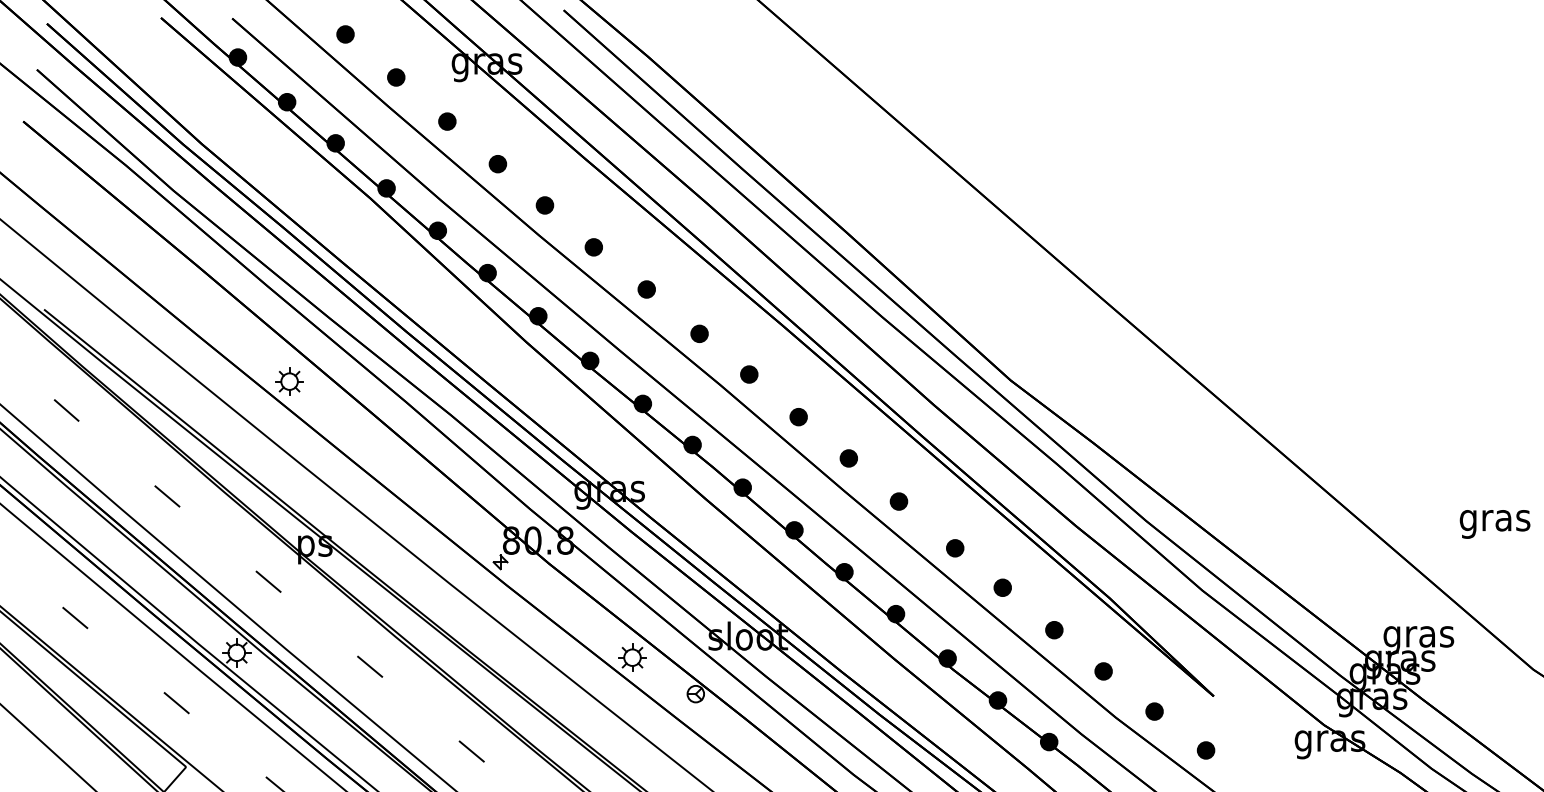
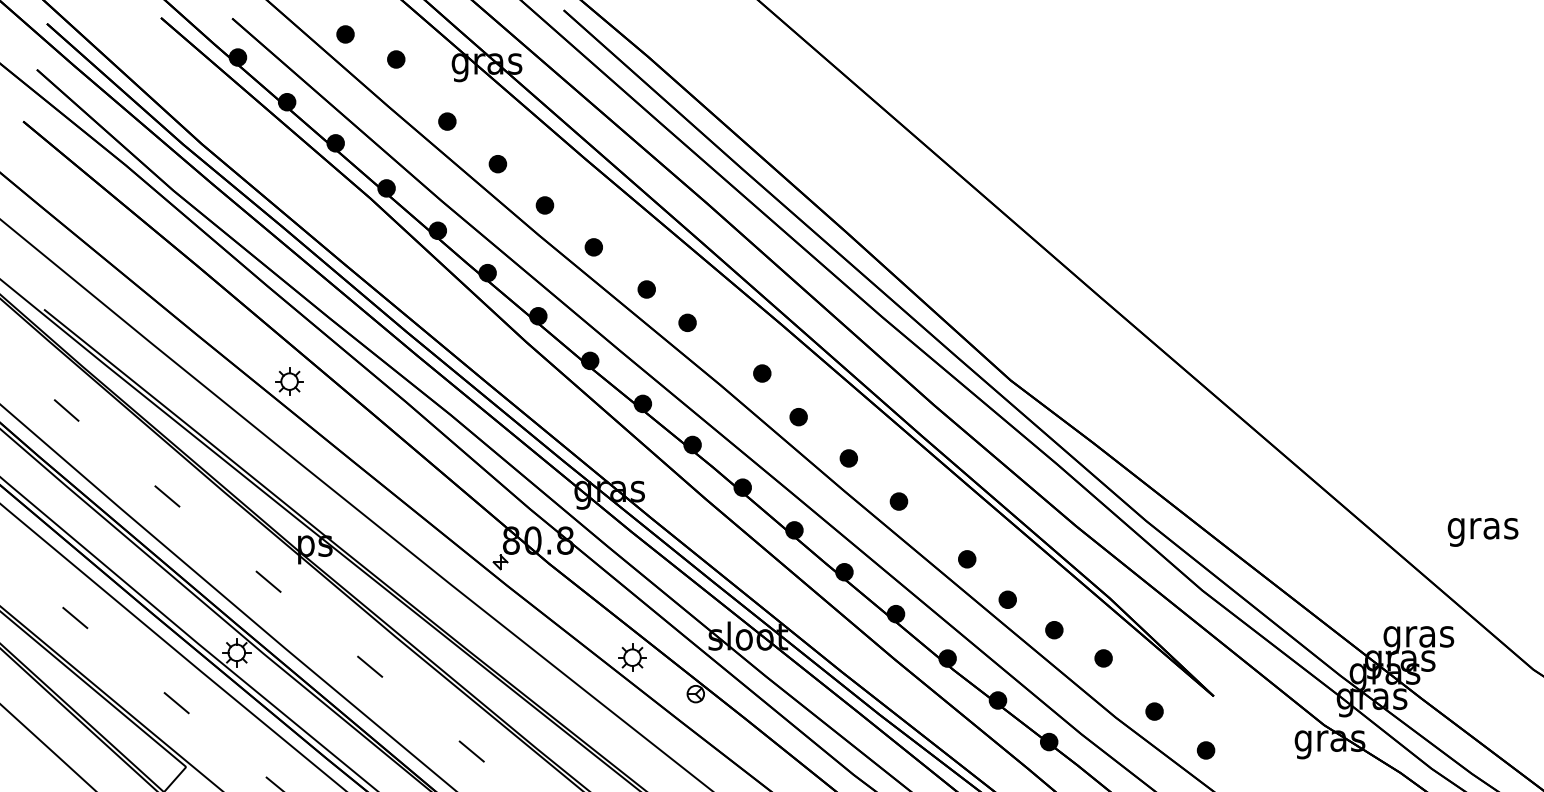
part position: (396, 77) -> (396, 59) (396, 59)
part position: (699, 333) -> (687, 322) (687, 322)
part position: (749, 374) -> (762, 373) (762, 373)
text position: (1494, 524) -> (1482, 532) (1482, 532)
part position: (955, 548) -> (967, 559) (967, 559)
part position: (1002, 587) -> (1007, 599) (1007, 599)
part position: (1103, 671) -> (1103, 658) (1103, 658)
